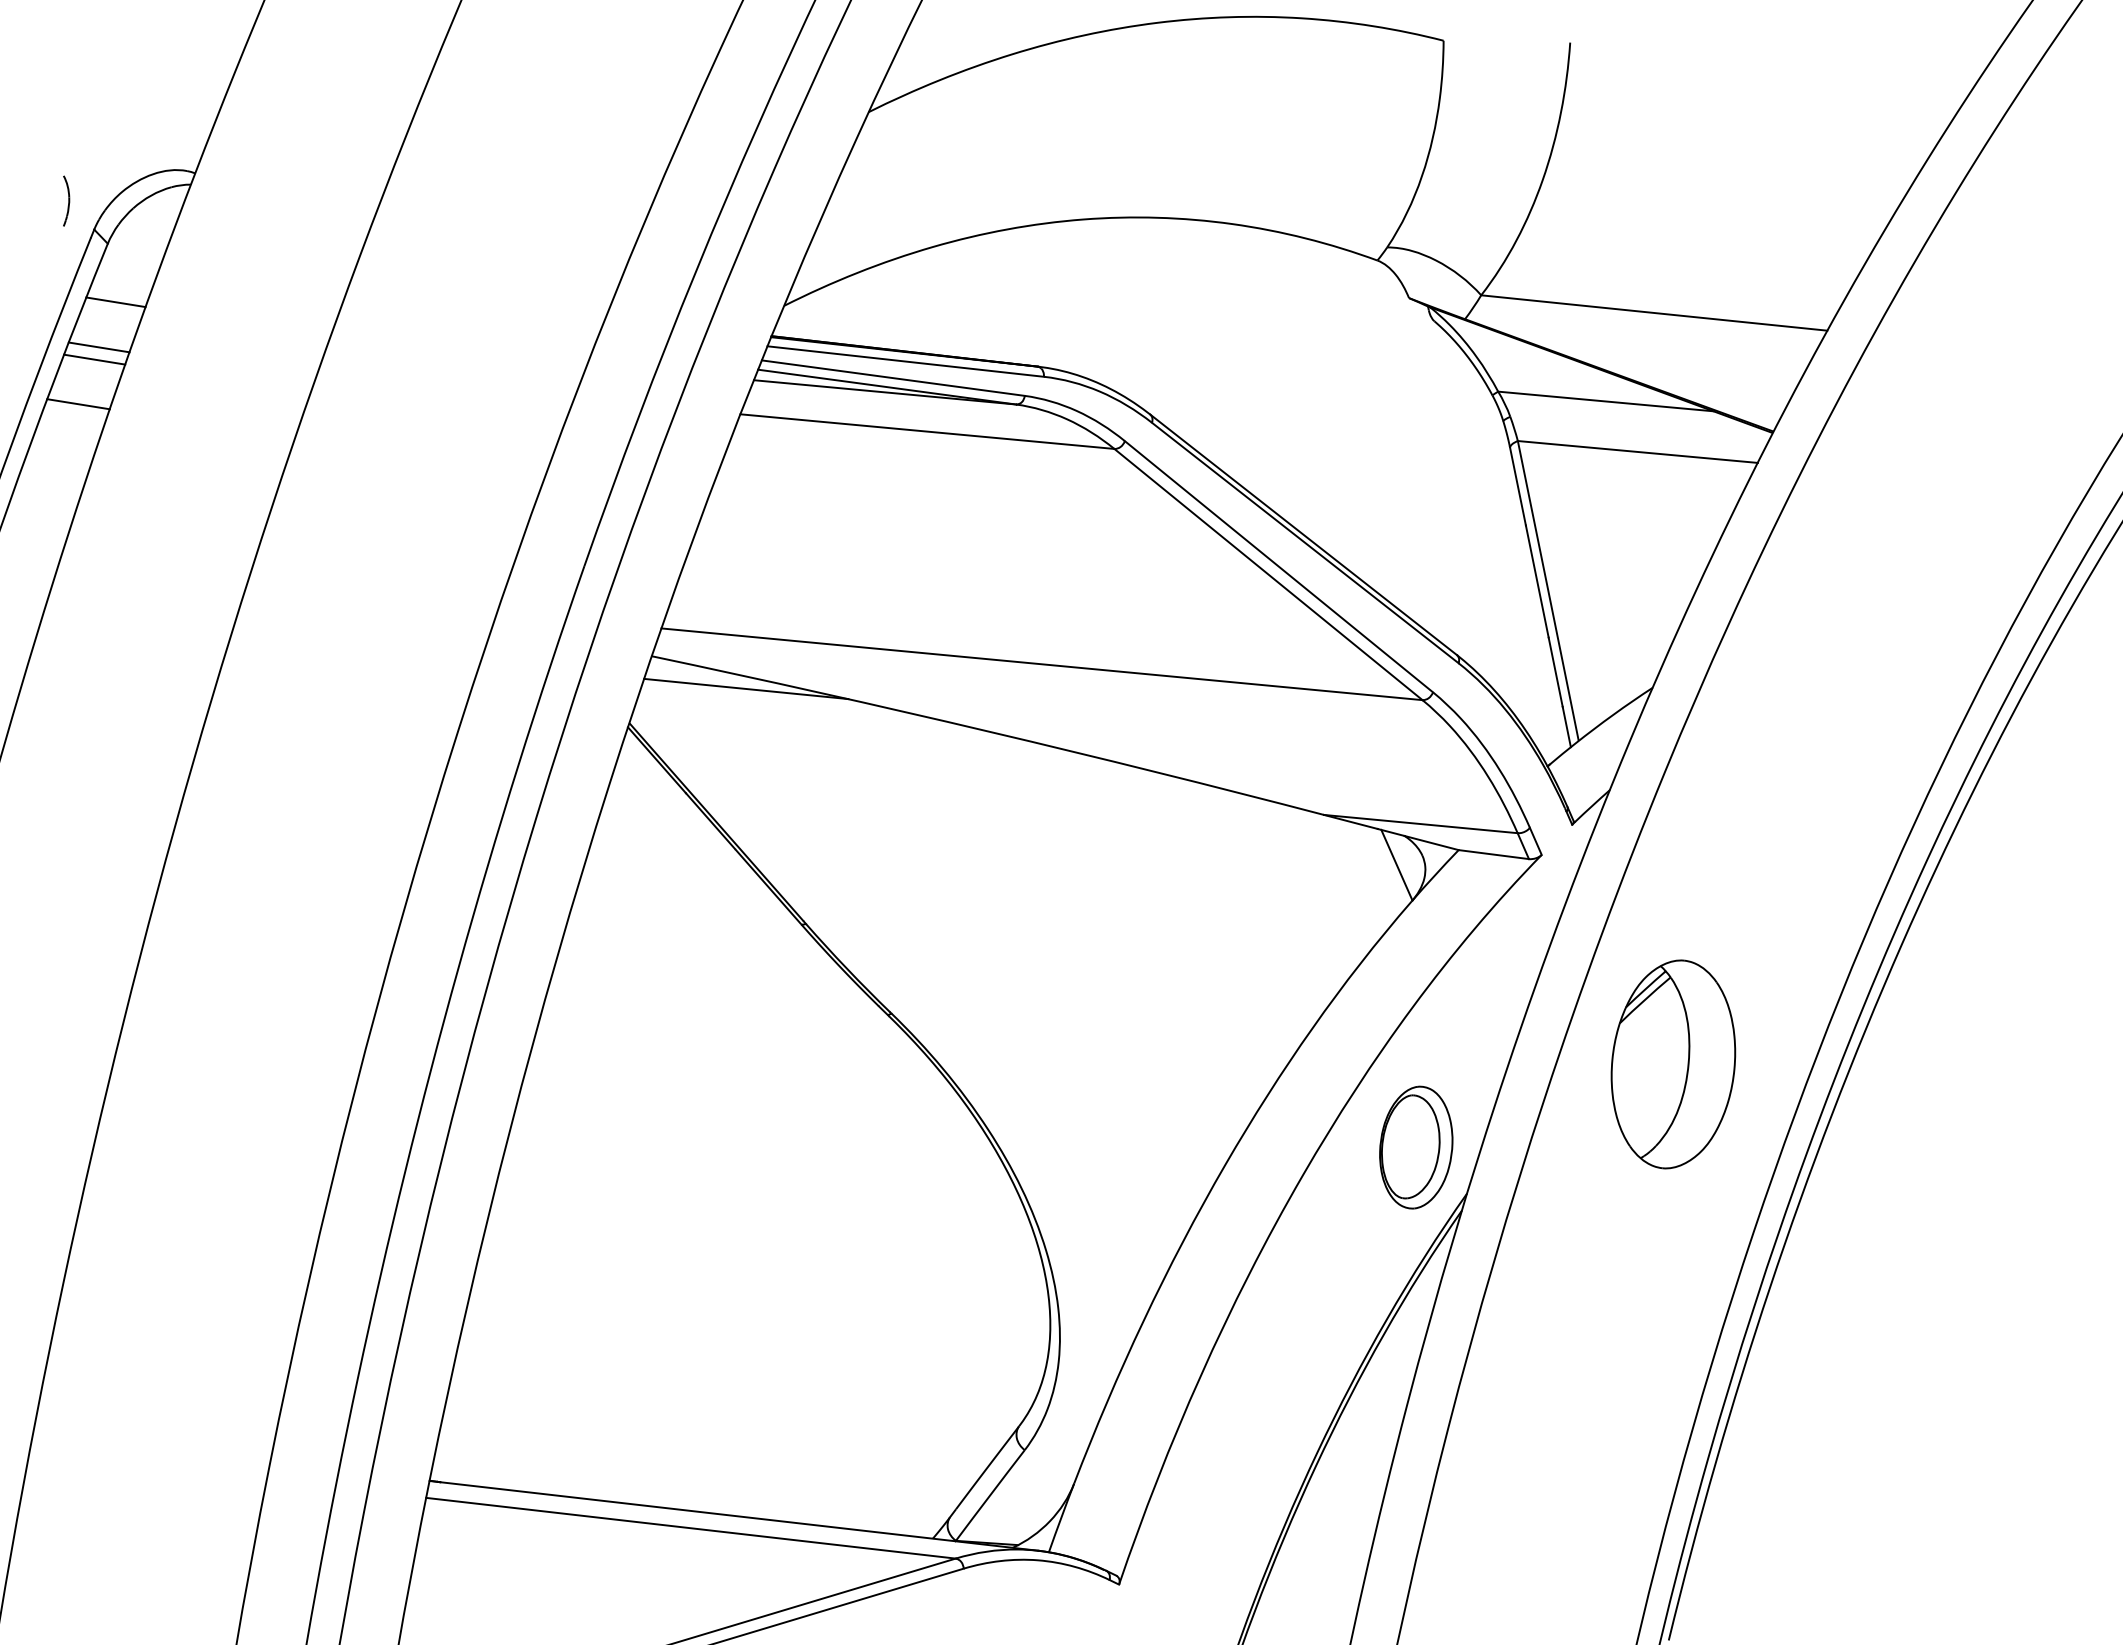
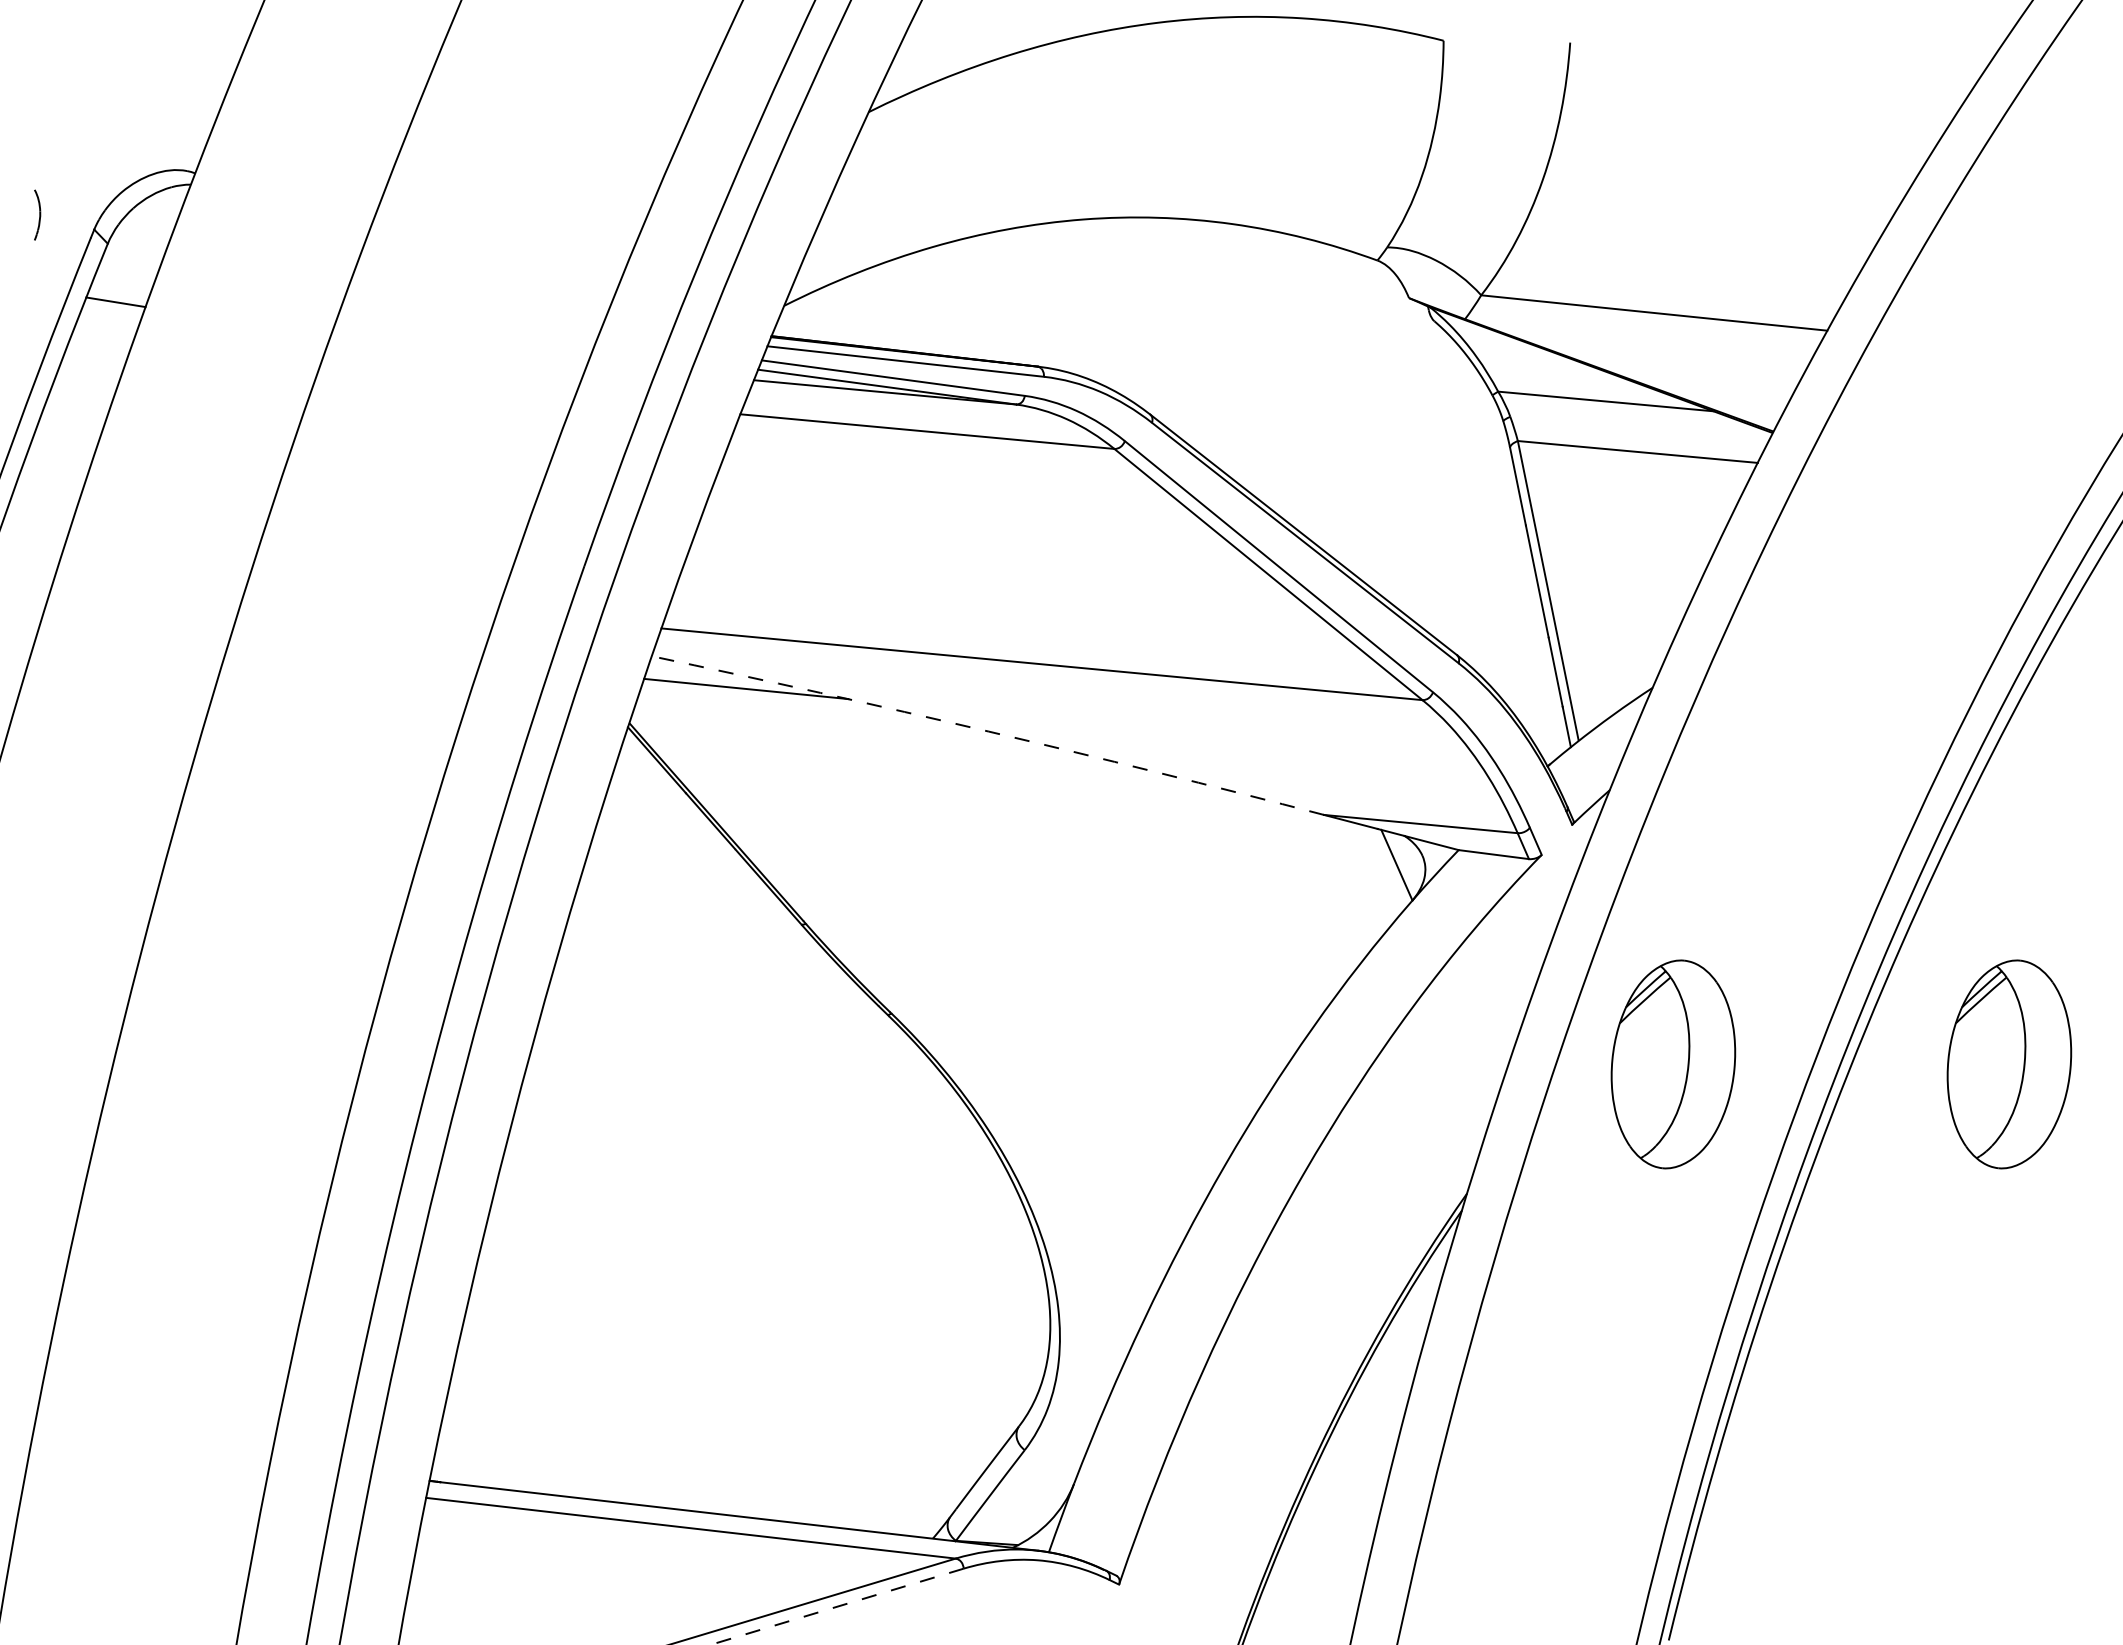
part position: (66, 200) -> (37, 214) (37, 214)
line: present -> none (98, 347)
line: present -> none (94, 359)
line: present -> none (78, 404)
arc: solid -> dashed (988, 731)
part: none -> present (2009, 1064)
part: present -> none (1416, 1147)
line: solid -> dashed (837, 1606)
